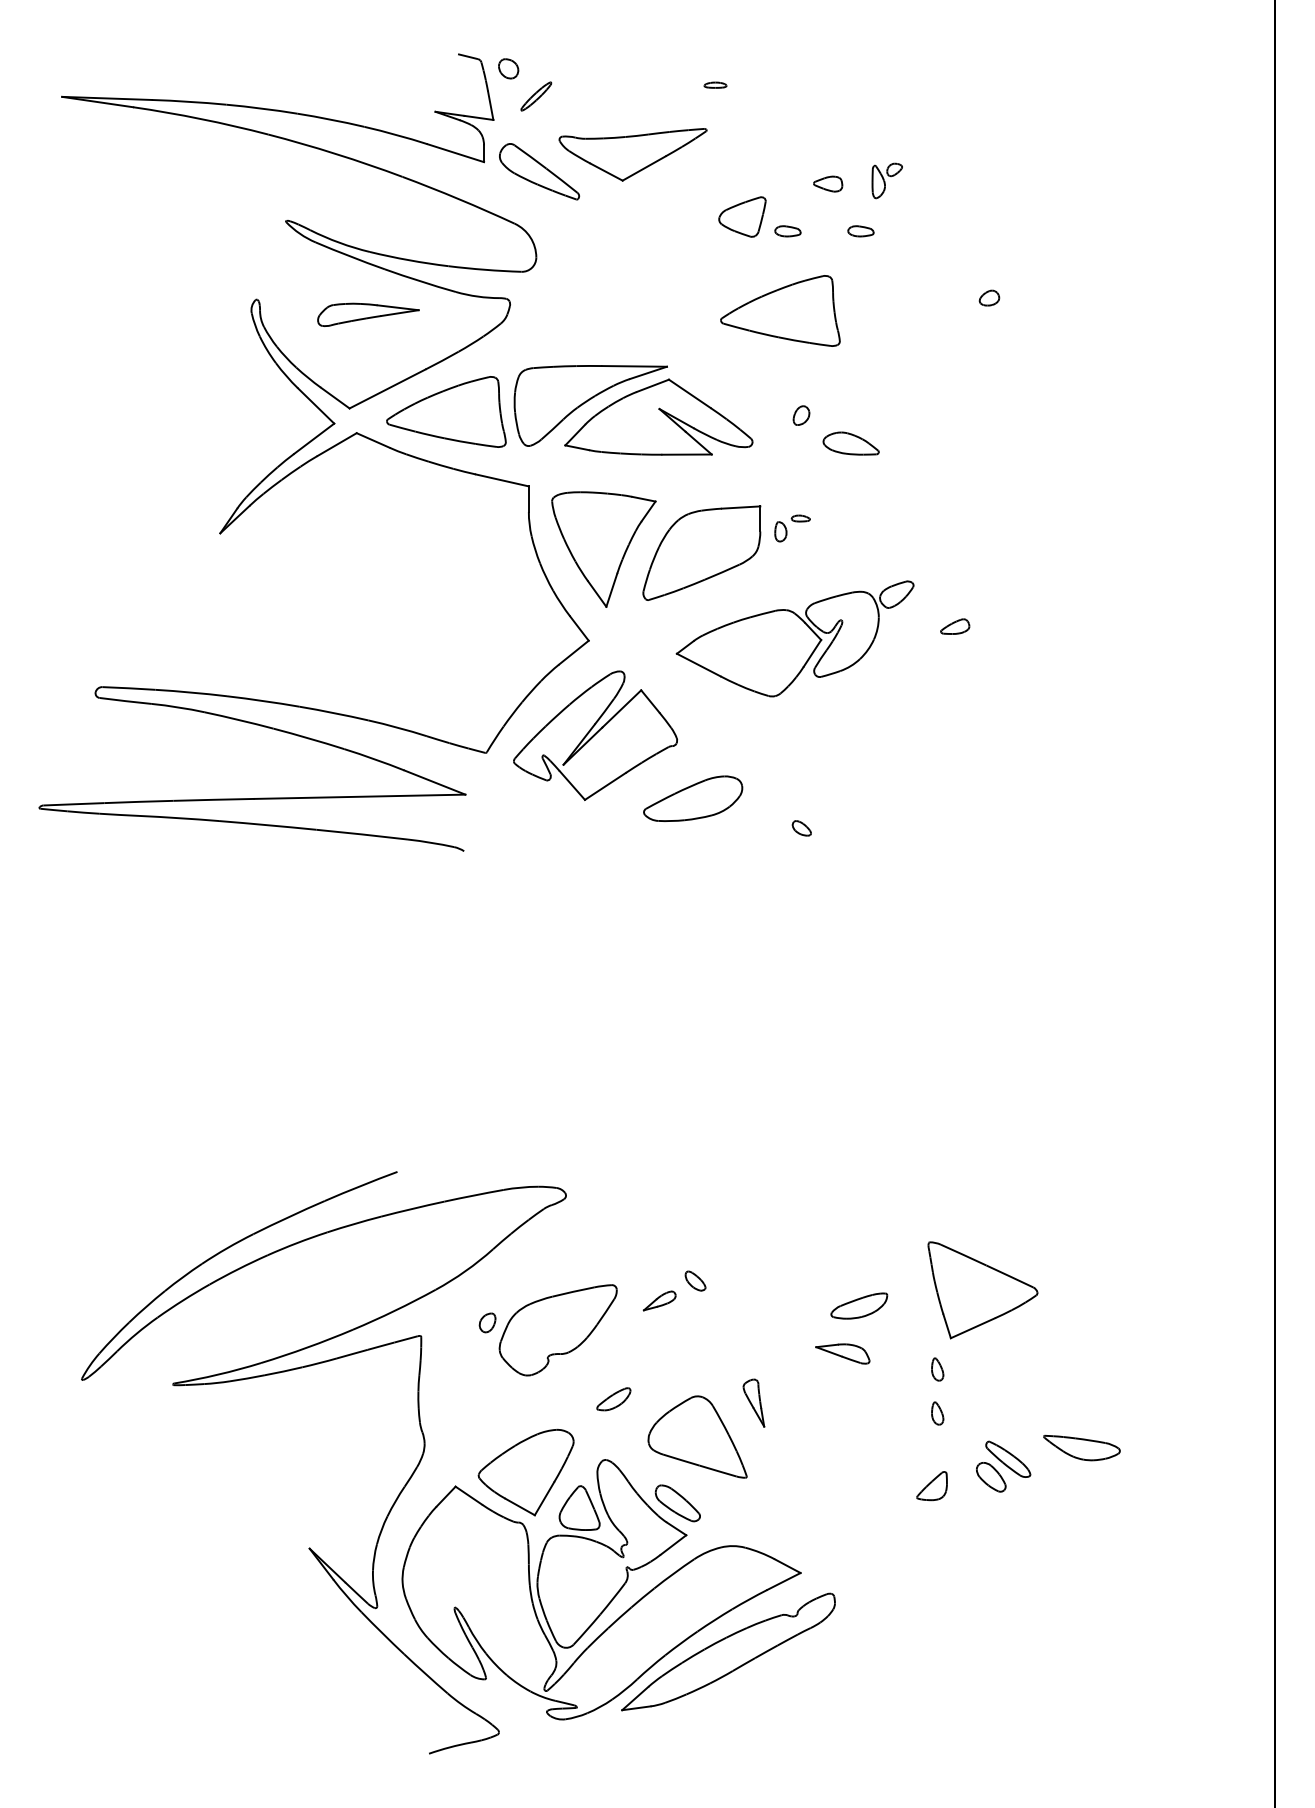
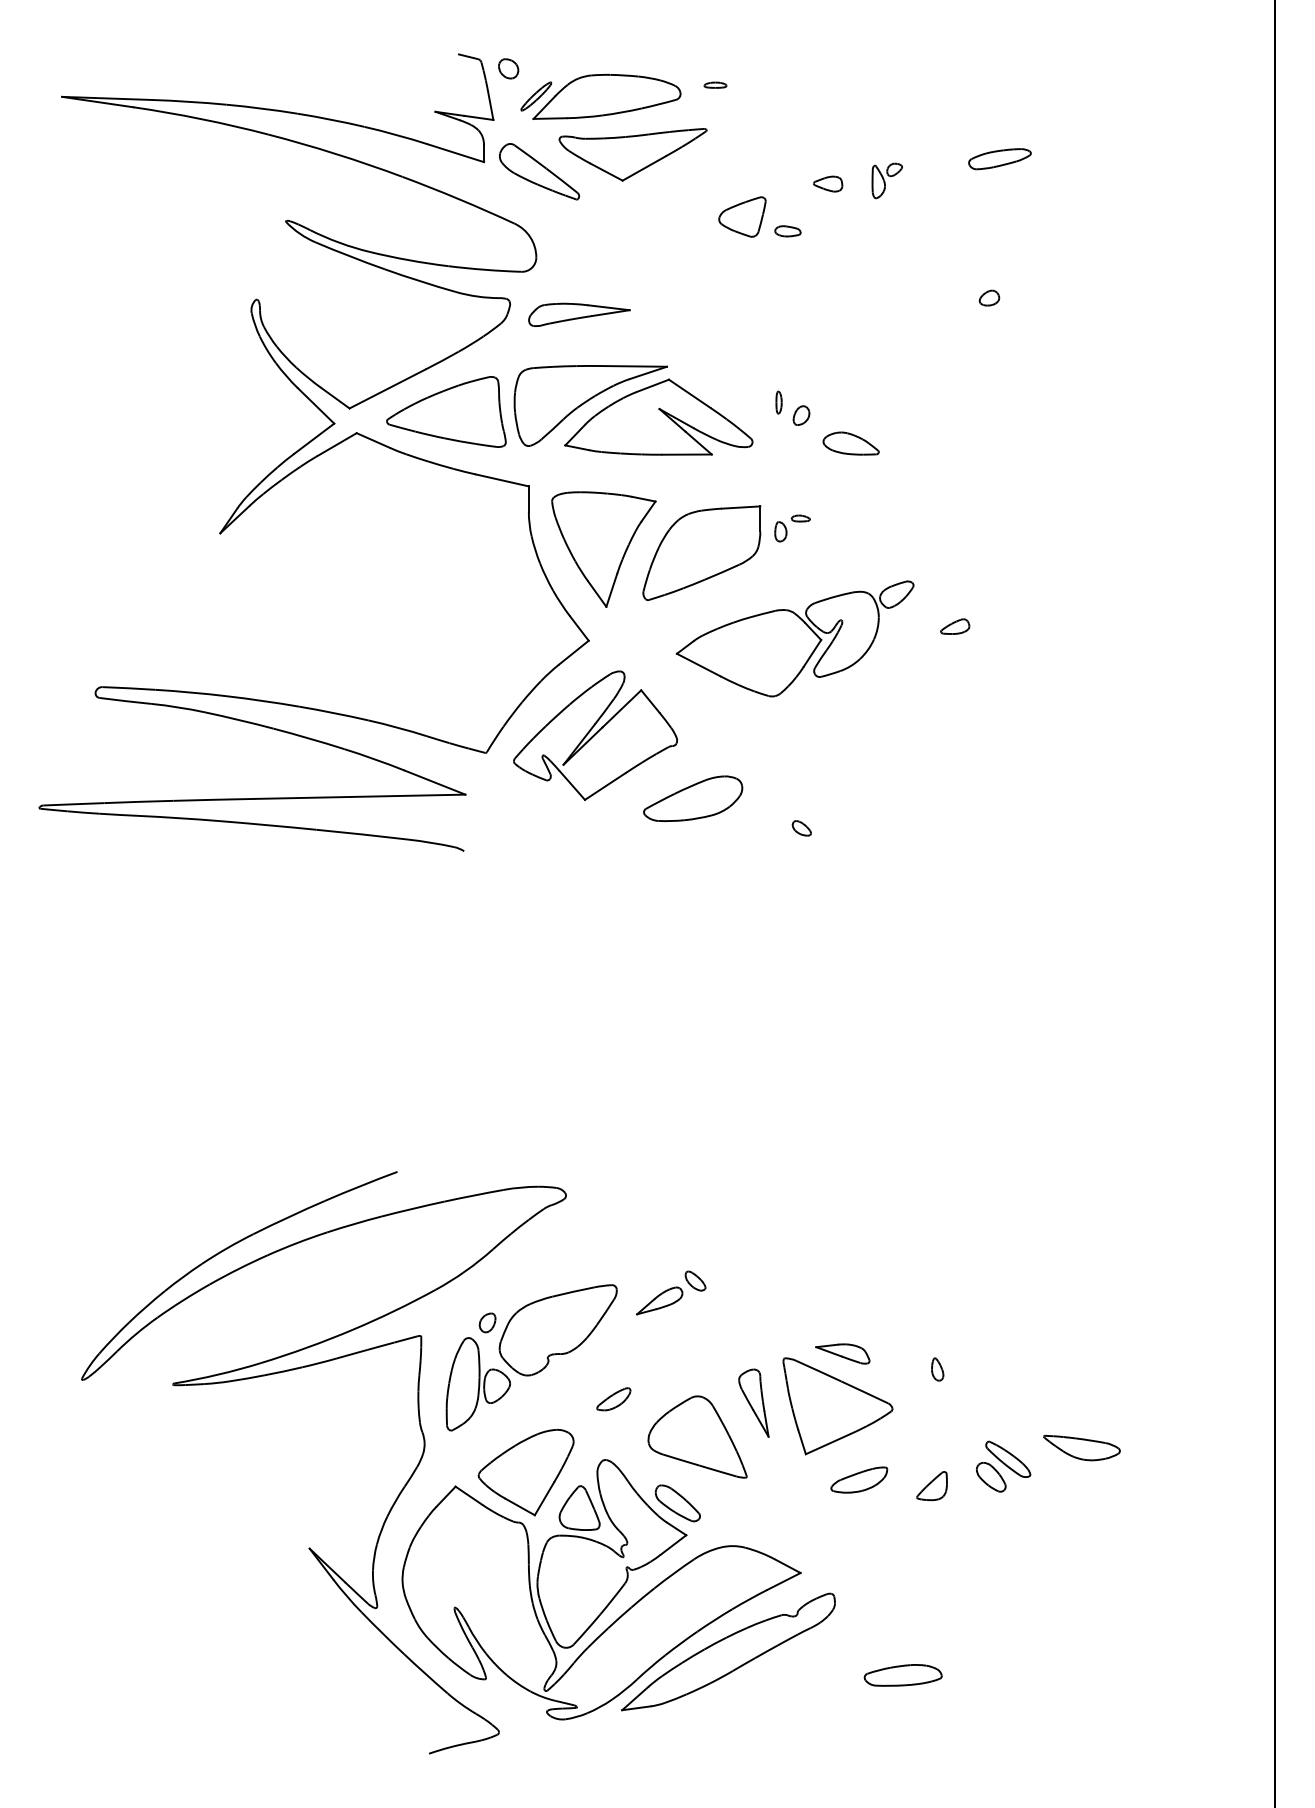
part: none -> present (606, 96)
part: none -> present (999, 159)
part: present -> none (860, 231)
part: present -> none (780, 310)
part position: (368, 314) -> (579, 314) (579, 314)
part: none -> present (778, 402)
part position: (982, 1290) -> (837, 1406) (837, 1406)
part size: 35x22 px -> 48x30 px (659, 1300)
part position: (859, 1305) -> (859, 1479) (859, 1479)
part: none -> present (477, 1384)
part size: 24x50 px -> 32x70 px (753, 1402)
part: present -> none (937, 1413)
part: none -> present (902, 1675)
